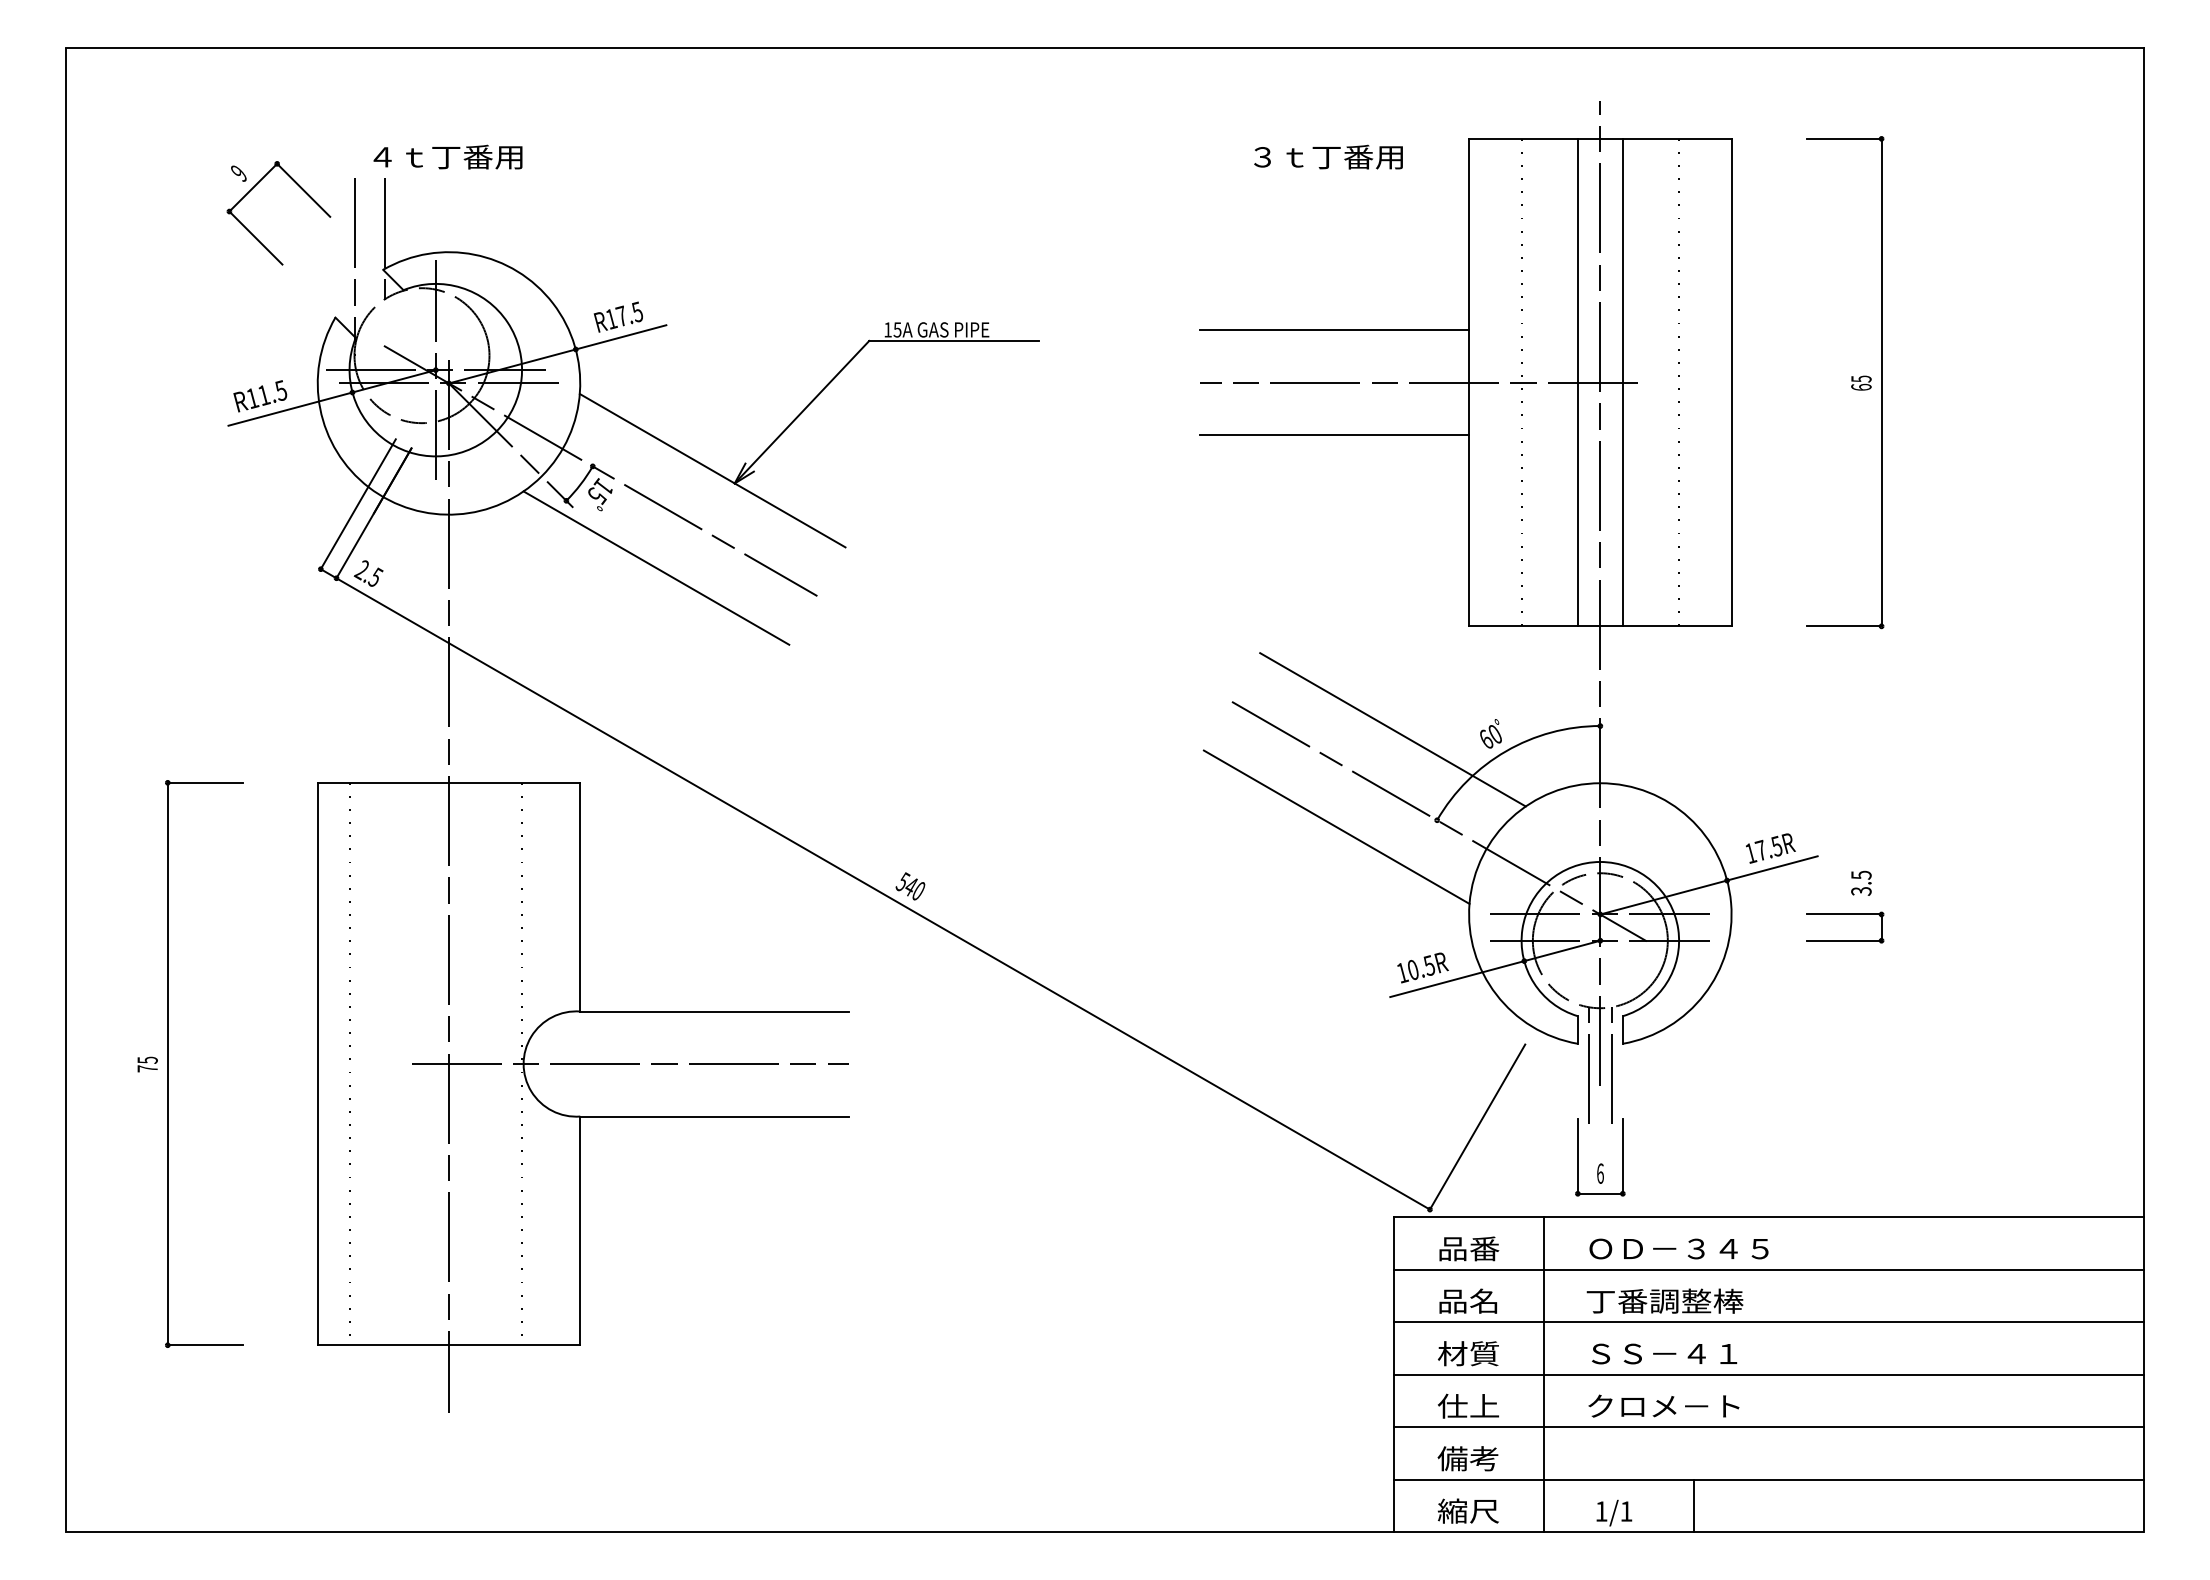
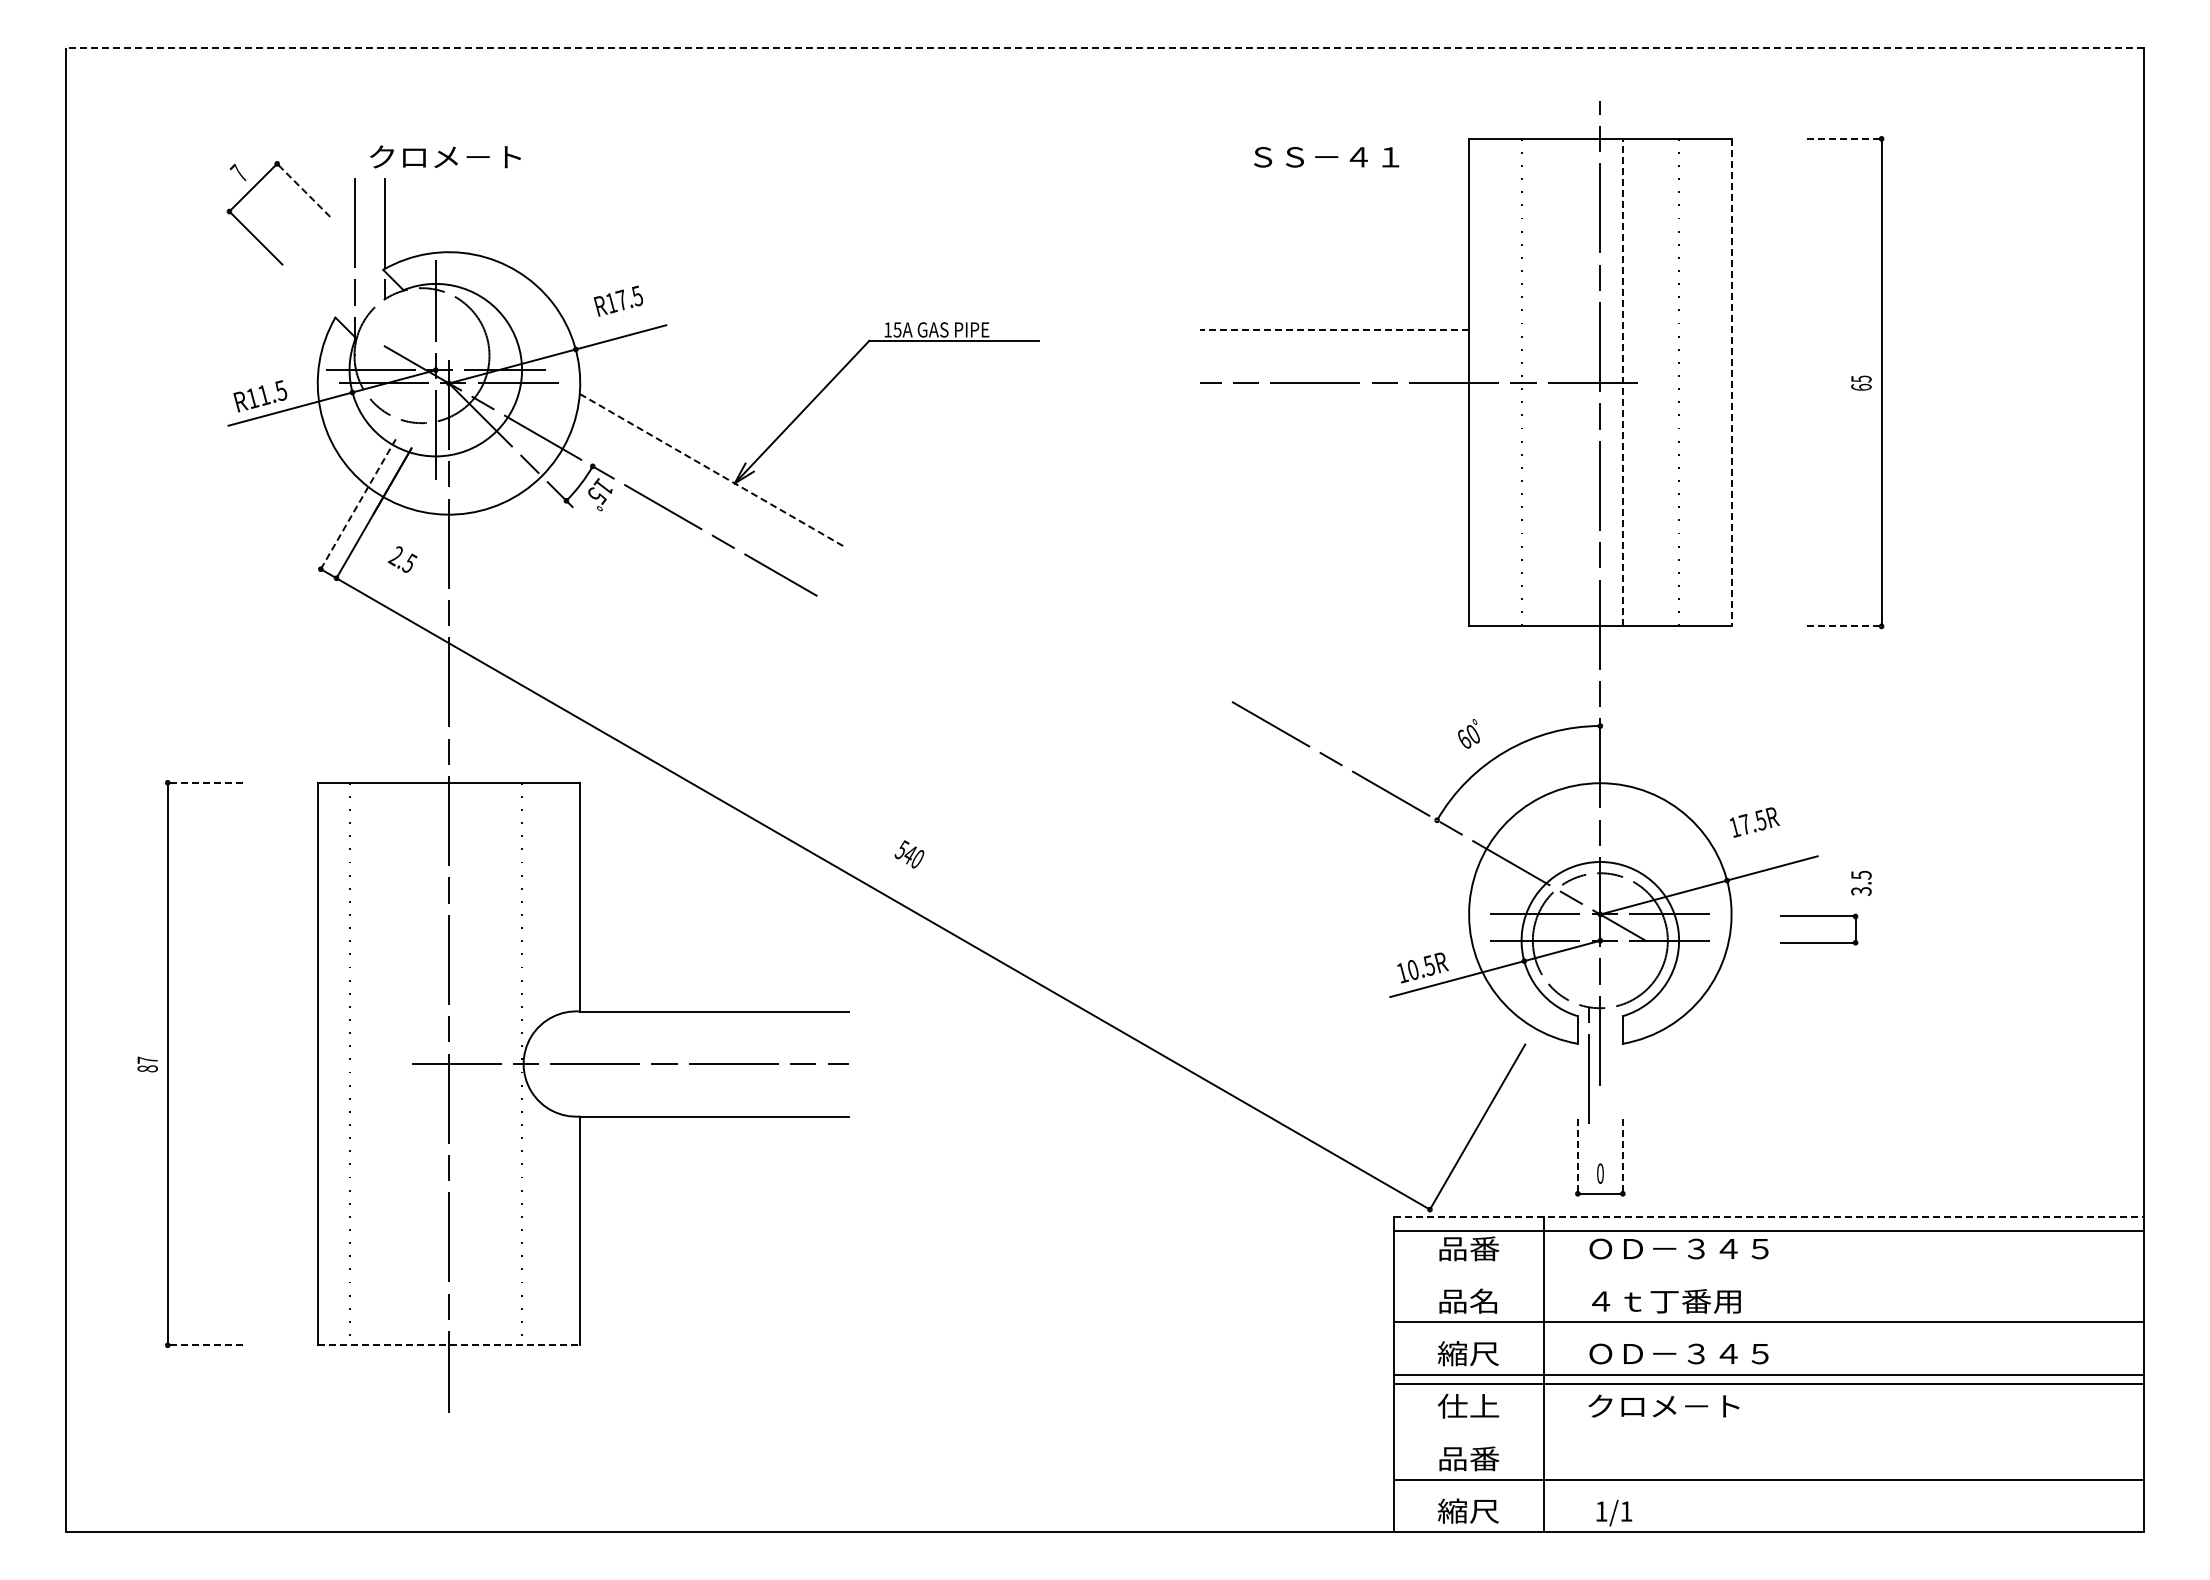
line: solid -> dashed (1105, 47)
line: solid -> dashed (1844, 138)
text: ４ｔ丁番用 -> クロメ－ト (446, 156)
text: ３ｔ丁番用 -> ＳＳ－４１ (1328, 156)
text: 9 -> 7 (237, 172)
line: solid -> dashed (303, 190)
text position: (617, 316) -> (617, 300) (617, 300)
line: solid -> dashed (1334, 330)
line: present -> none (1577, 382)
line: solid -> dashed (1622, 382)
line: solid -> dashed (1731, 382)
line: present -> none (1334, 435)
line: solid -> dashed (713, 470)
line: solid -> dashed (358, 504)
line: present -> none (656, 567)
text position: (368, 573) -> (402, 559) (402, 559)
line: solid -> dashed (1844, 626)
line: present -> none (1392, 729)
text position: (1490, 733) -> (1468, 733) (1468, 733)
line: solid -> dashed (204, 782)
line: present -> none (1336, 826)
text position: (1770, 848) -> (1754, 822) (1754, 822)
text position: (910, 886) -> (909, 854) (909, 854)
part position: (1845, 914) -> (1819, 916) (1819, 916)
text: 75 -> 87 (147, 1064)
line: present -> none (1611, 1065)
line: solid -> dashed (1577, 1156)
line: solid -> dashed (1622, 1156)
text: 6 -> 0 (1600, 1173)
line: solid -> dashed (1768, 1217)
line position: (1768, 1269) -> (1768, 1230) (1768, 1230)
text: 丁番調整棒 -> ４ｔ丁番用 (1664, 1300)
line: solid -> dashed (204, 1345)
line: solid -> dashed (449, 1345)
text: 材質 -> 縮尺 (1467, 1353)
text: ＳＳ－４１ -> ＯＤ－３４５ (1678, 1353)
line position: (1768, 1427) -> (1768, 1384) (1768, 1384)
text: 備考 -> 品番 (1468, 1458)
line: present -> none (1693, 1505)
